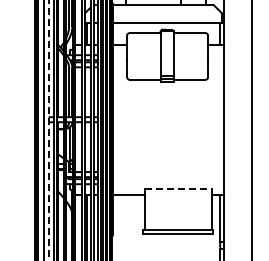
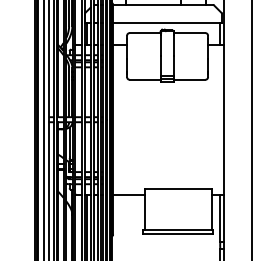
line: dashed -> solid (48, 129)
line: dashed -> solid (178, 189)
